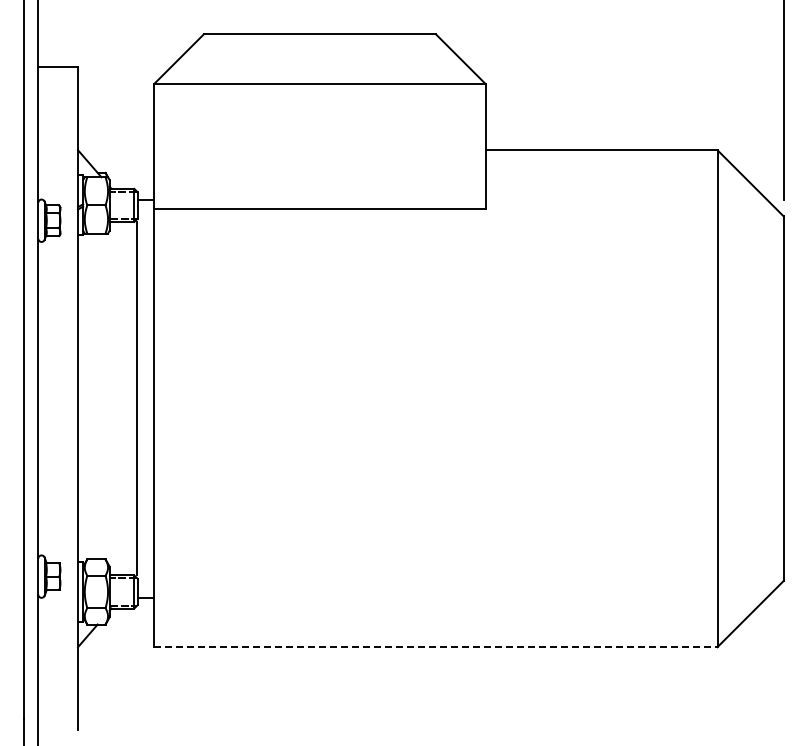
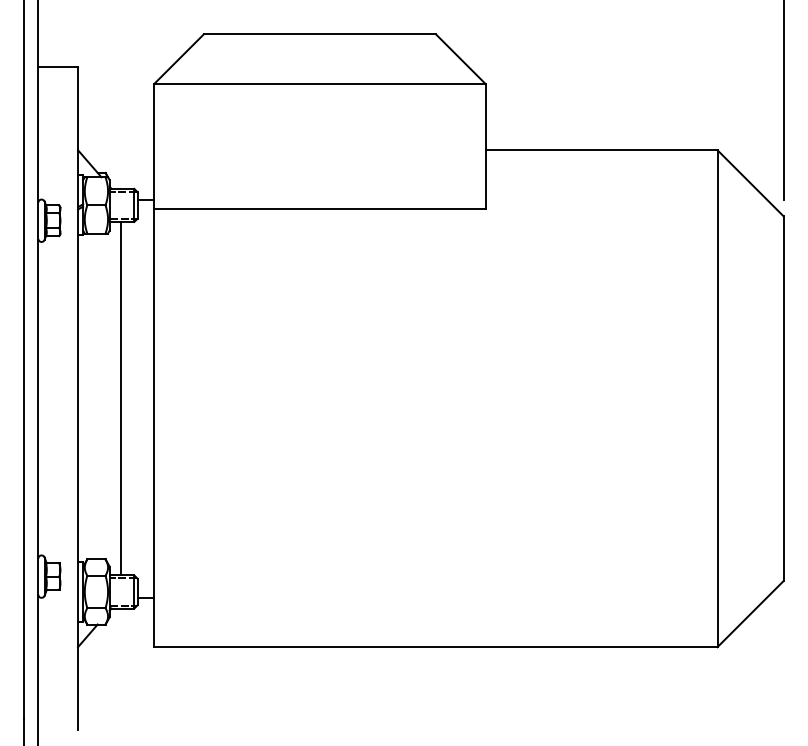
line position: (137, 398) -> (121, 398) (121, 398)
line: dashed -> solid (435, 647)
